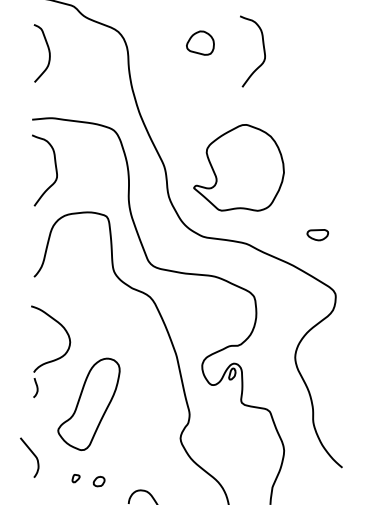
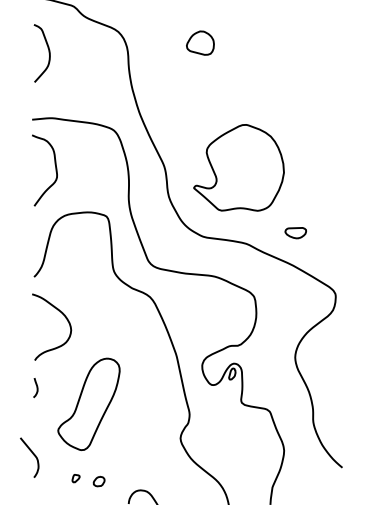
curve: present -> none (263, 51)
part position: (317, 235) -> (295, 233) (295, 233)
curve position: (64, 330) -> (65, 318) (65, 318)
